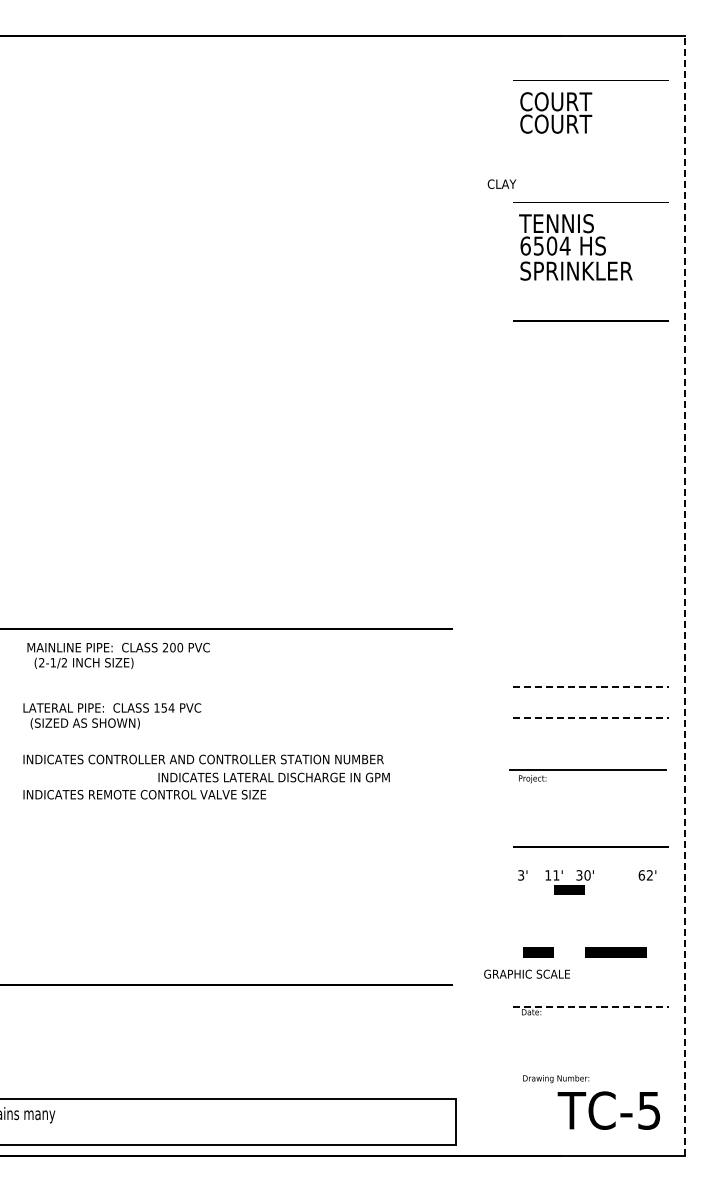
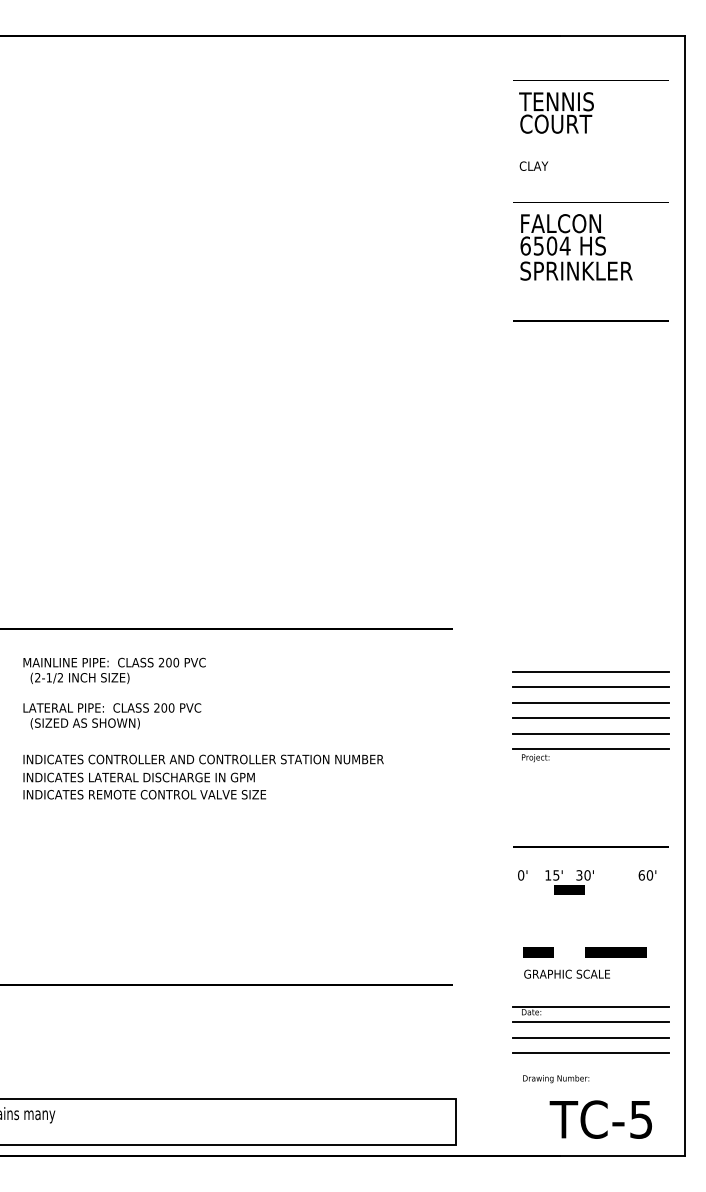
text: COURT -> TENNIS (556, 101)
text position: (501, 183) -> (533, 165) (533, 165)
text: TENNIS -> FALCON (559, 223)
line: dashed -> solid (684, 595)
text position: (118, 655) -> (114, 670) (114, 670)
line: none -> present (591, 671)
line: dashed -> solid (591, 687)
line: none -> present (591, 702)
text: 154 -> 200 (164, 707)
line: dashed -> solid (591, 718)
line: none -> present (591, 733)
part position: (587, 776) -> (590, 755) (590, 755)
text position: (273, 777) -> (138, 777) (138, 777)
text: 3' -> 0' (521, 875)
text: 11' -> 15' (556, 875)
text: 62' -> 60' (649, 875)
text position: (526, 973) -> (566, 973) (566, 973)
line: dashed -> solid (591, 1006)
line: none -> present (591, 1022)
line: none -> present (591, 1037)
line: none -> present (591, 1053)
text position: (608, 1110) -> (600, 1119) (600, 1119)
